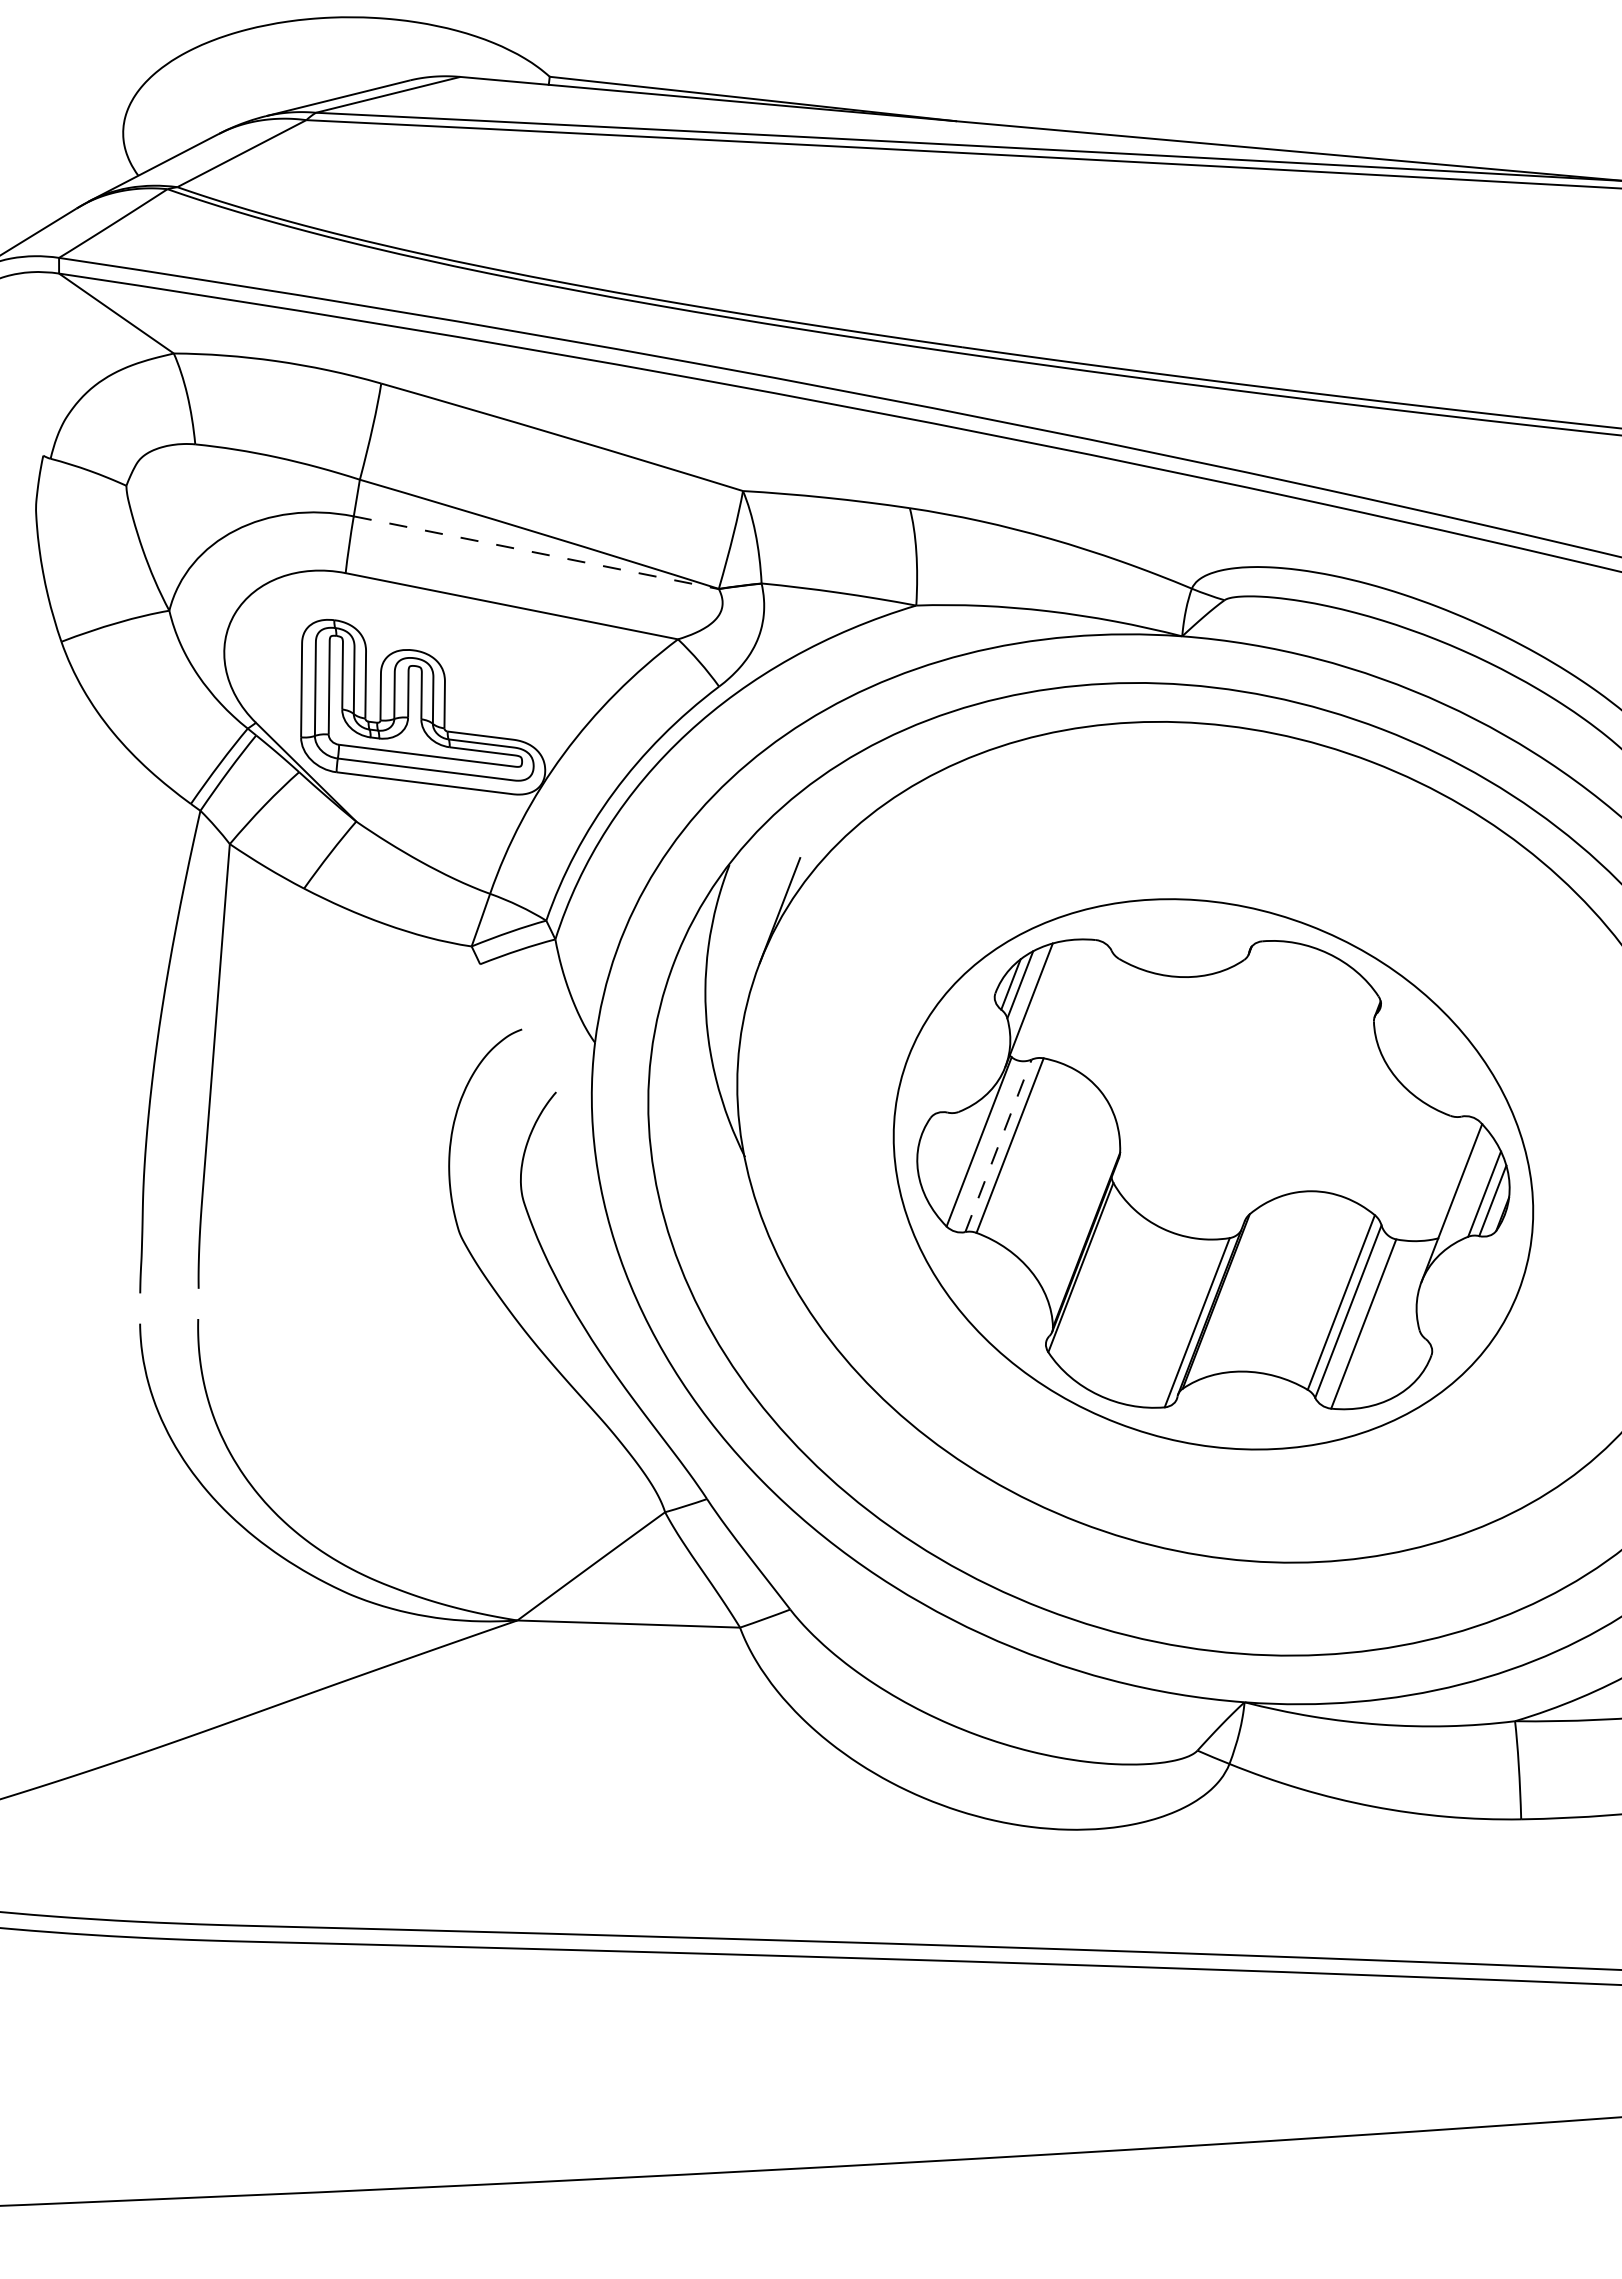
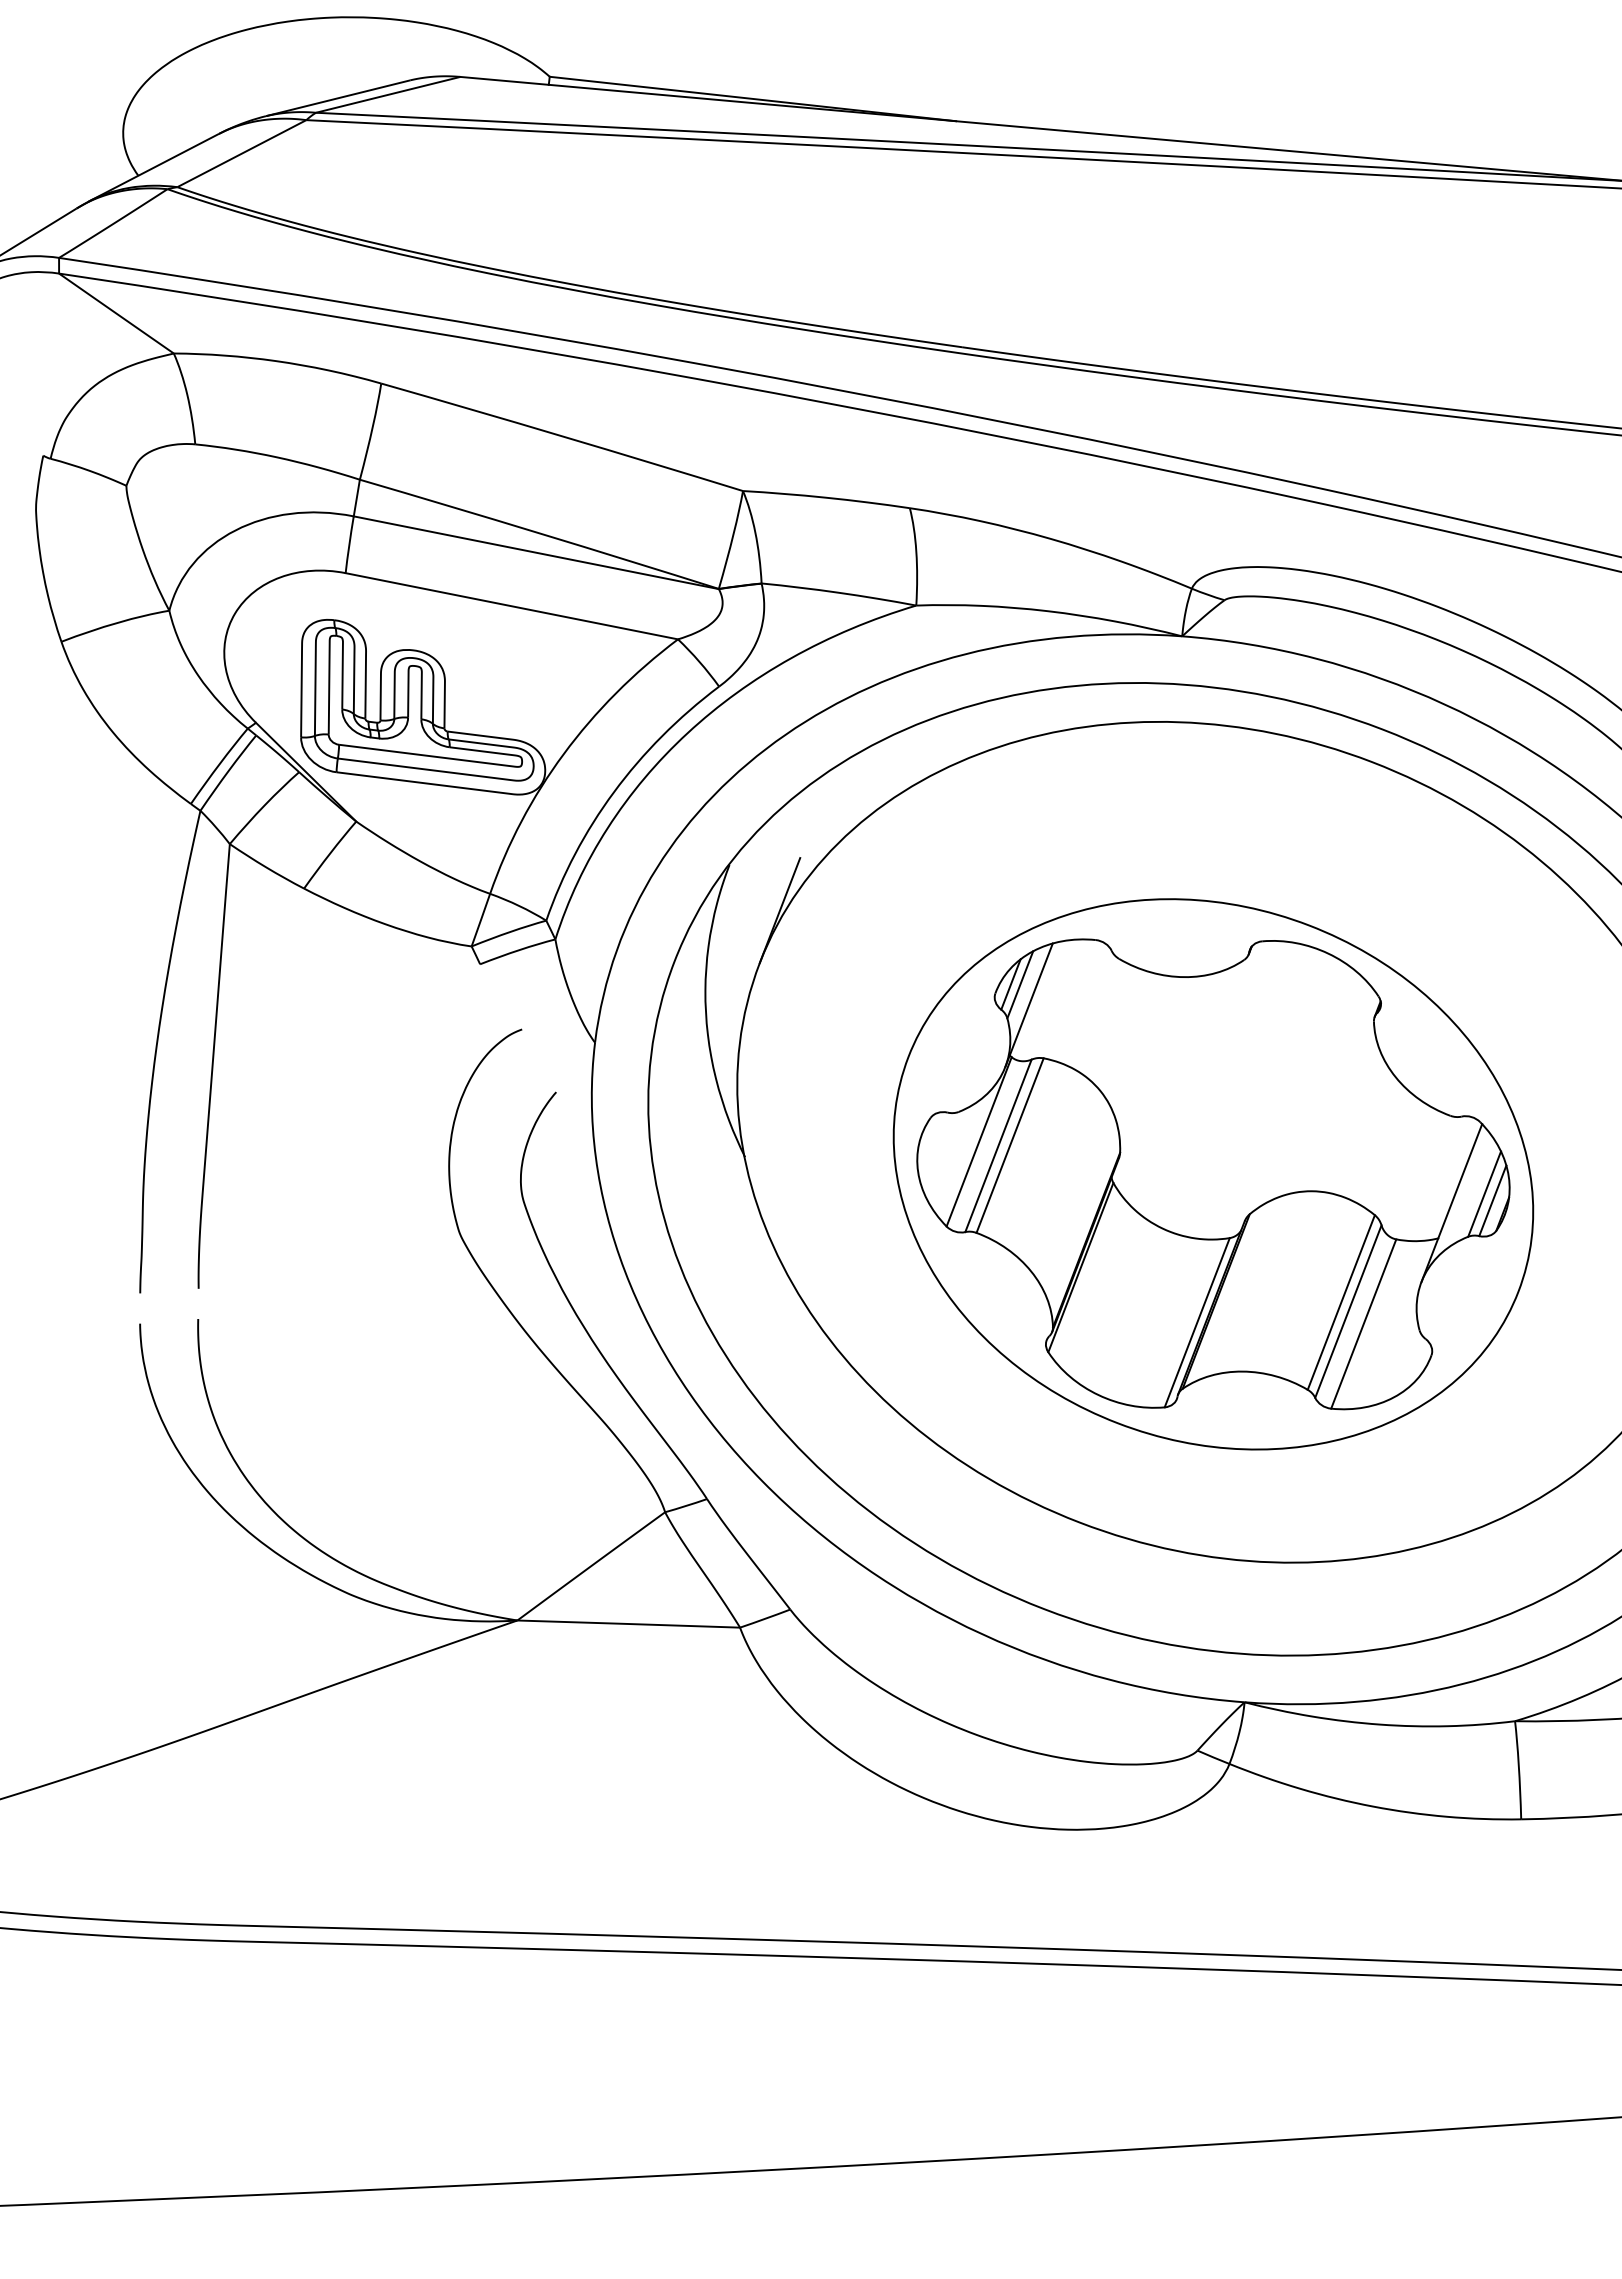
line: dashed -> solid (536, 552)
line: dashed -> solid (998, 1145)
